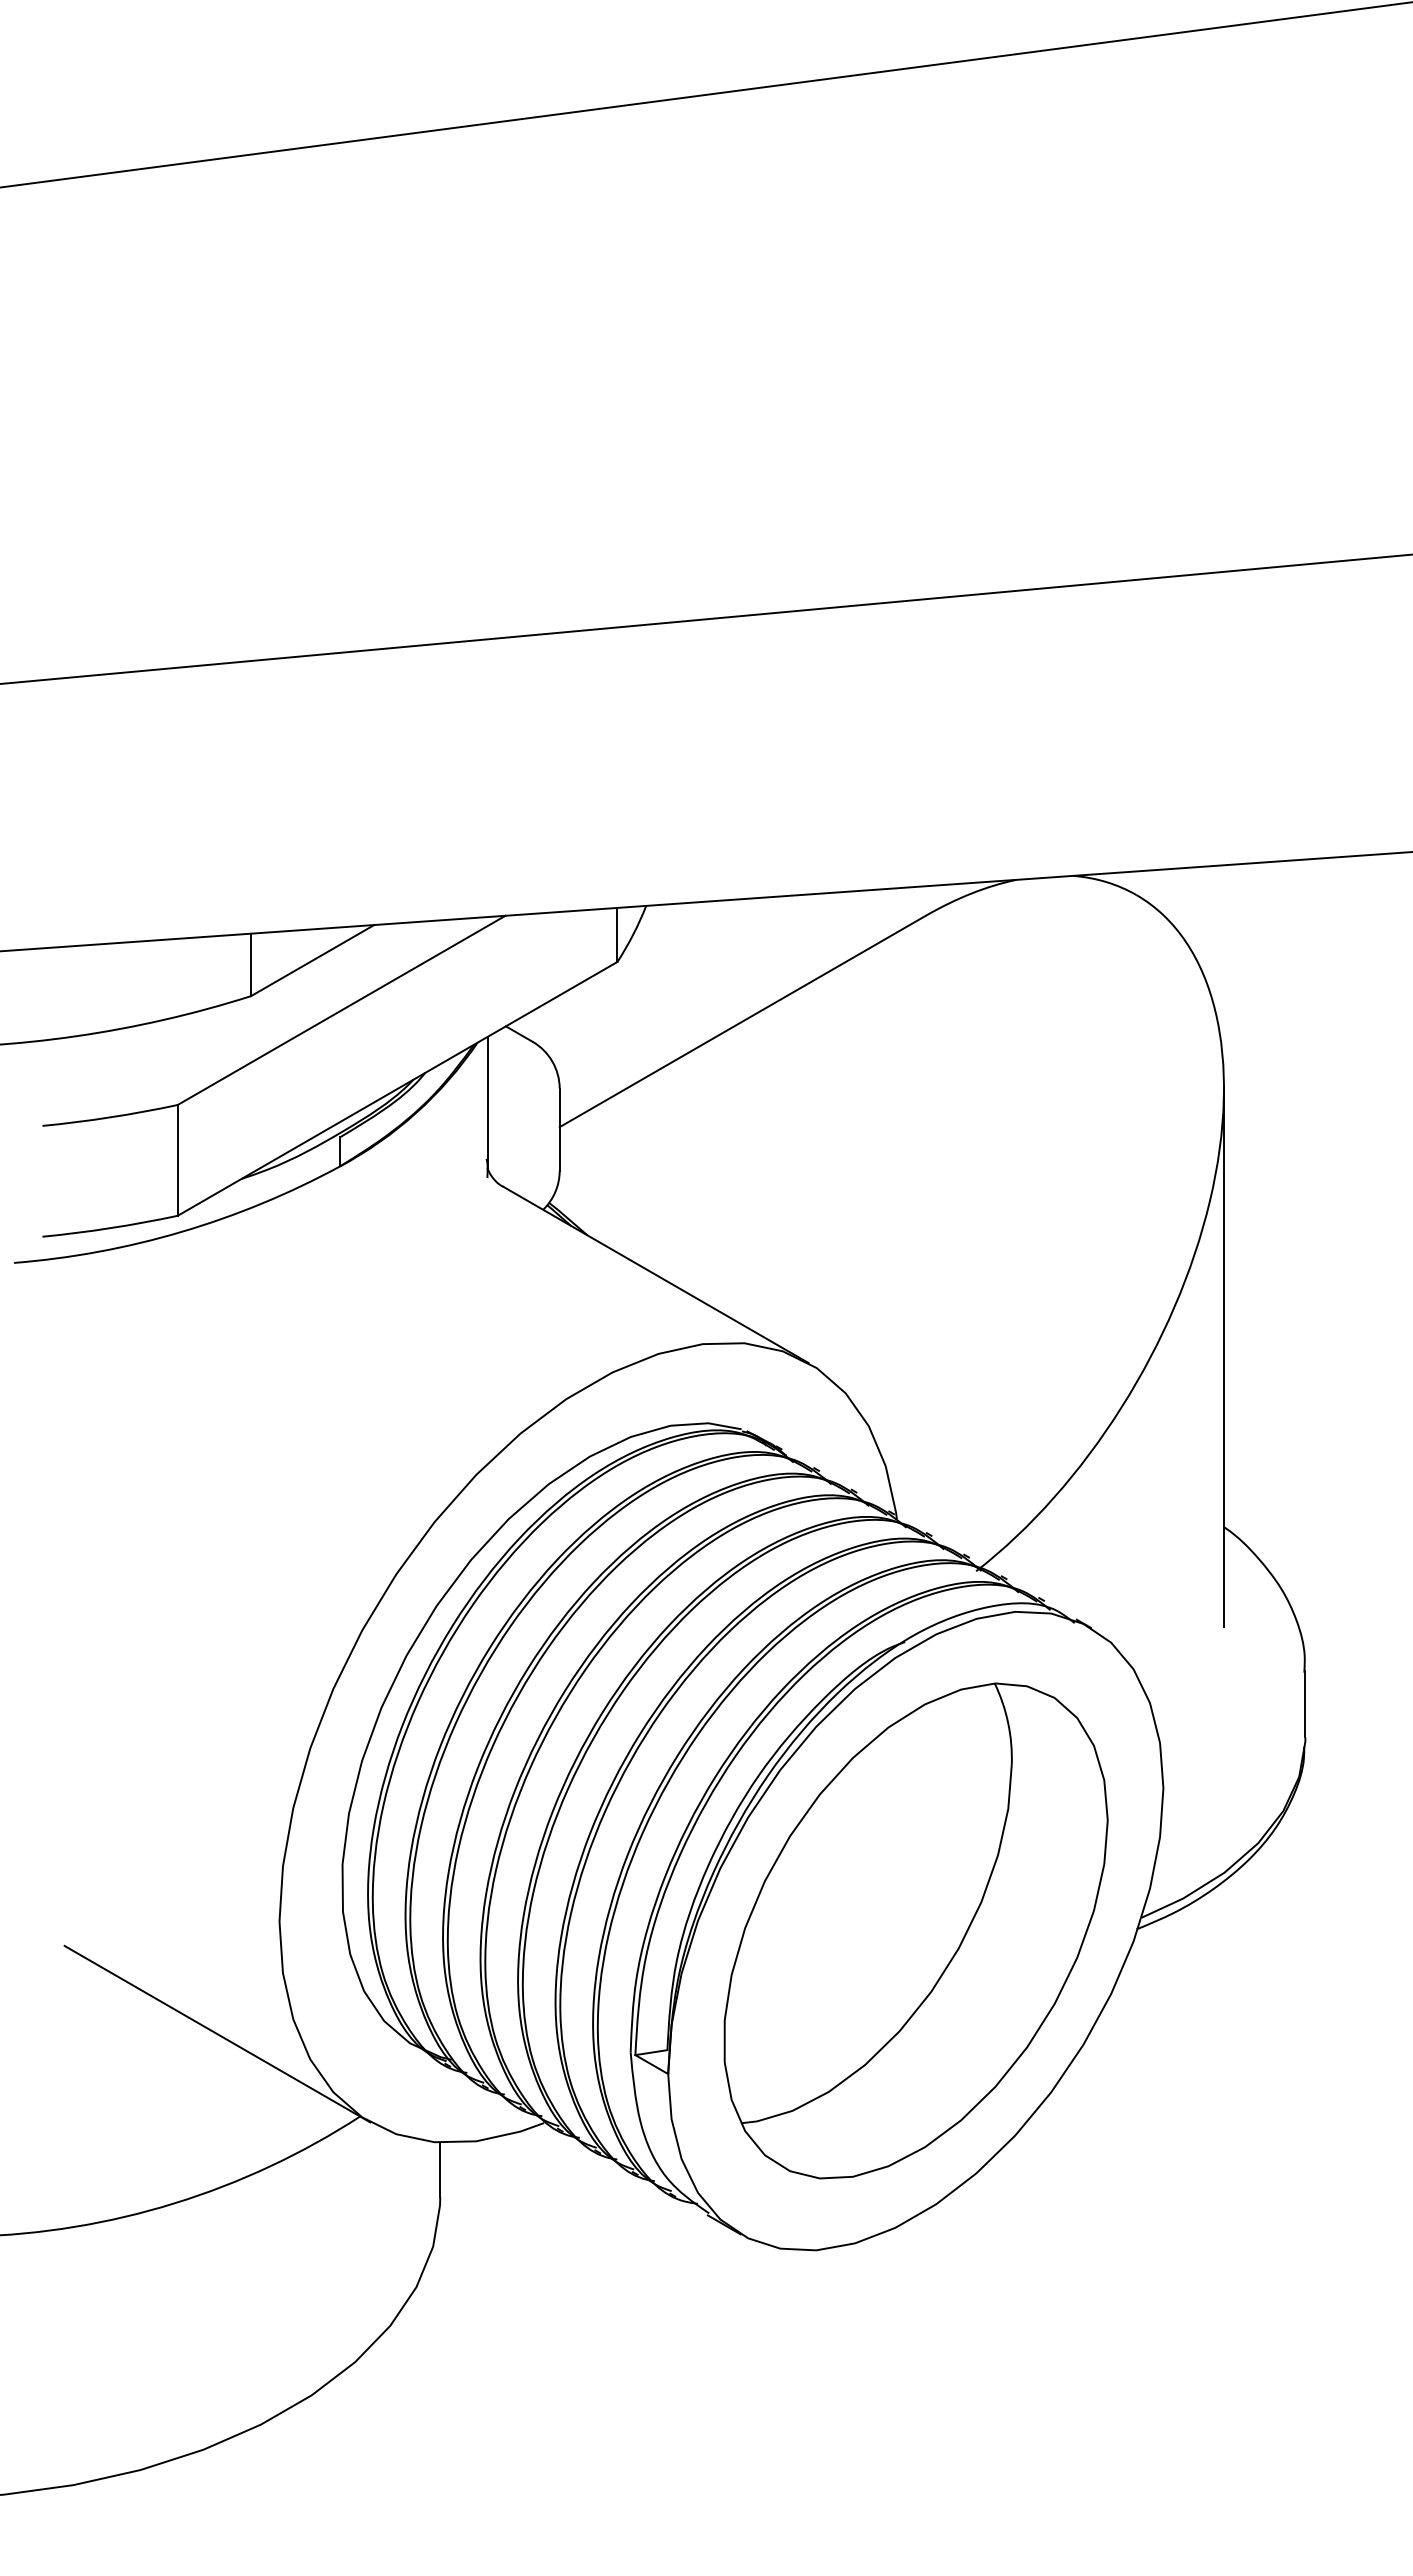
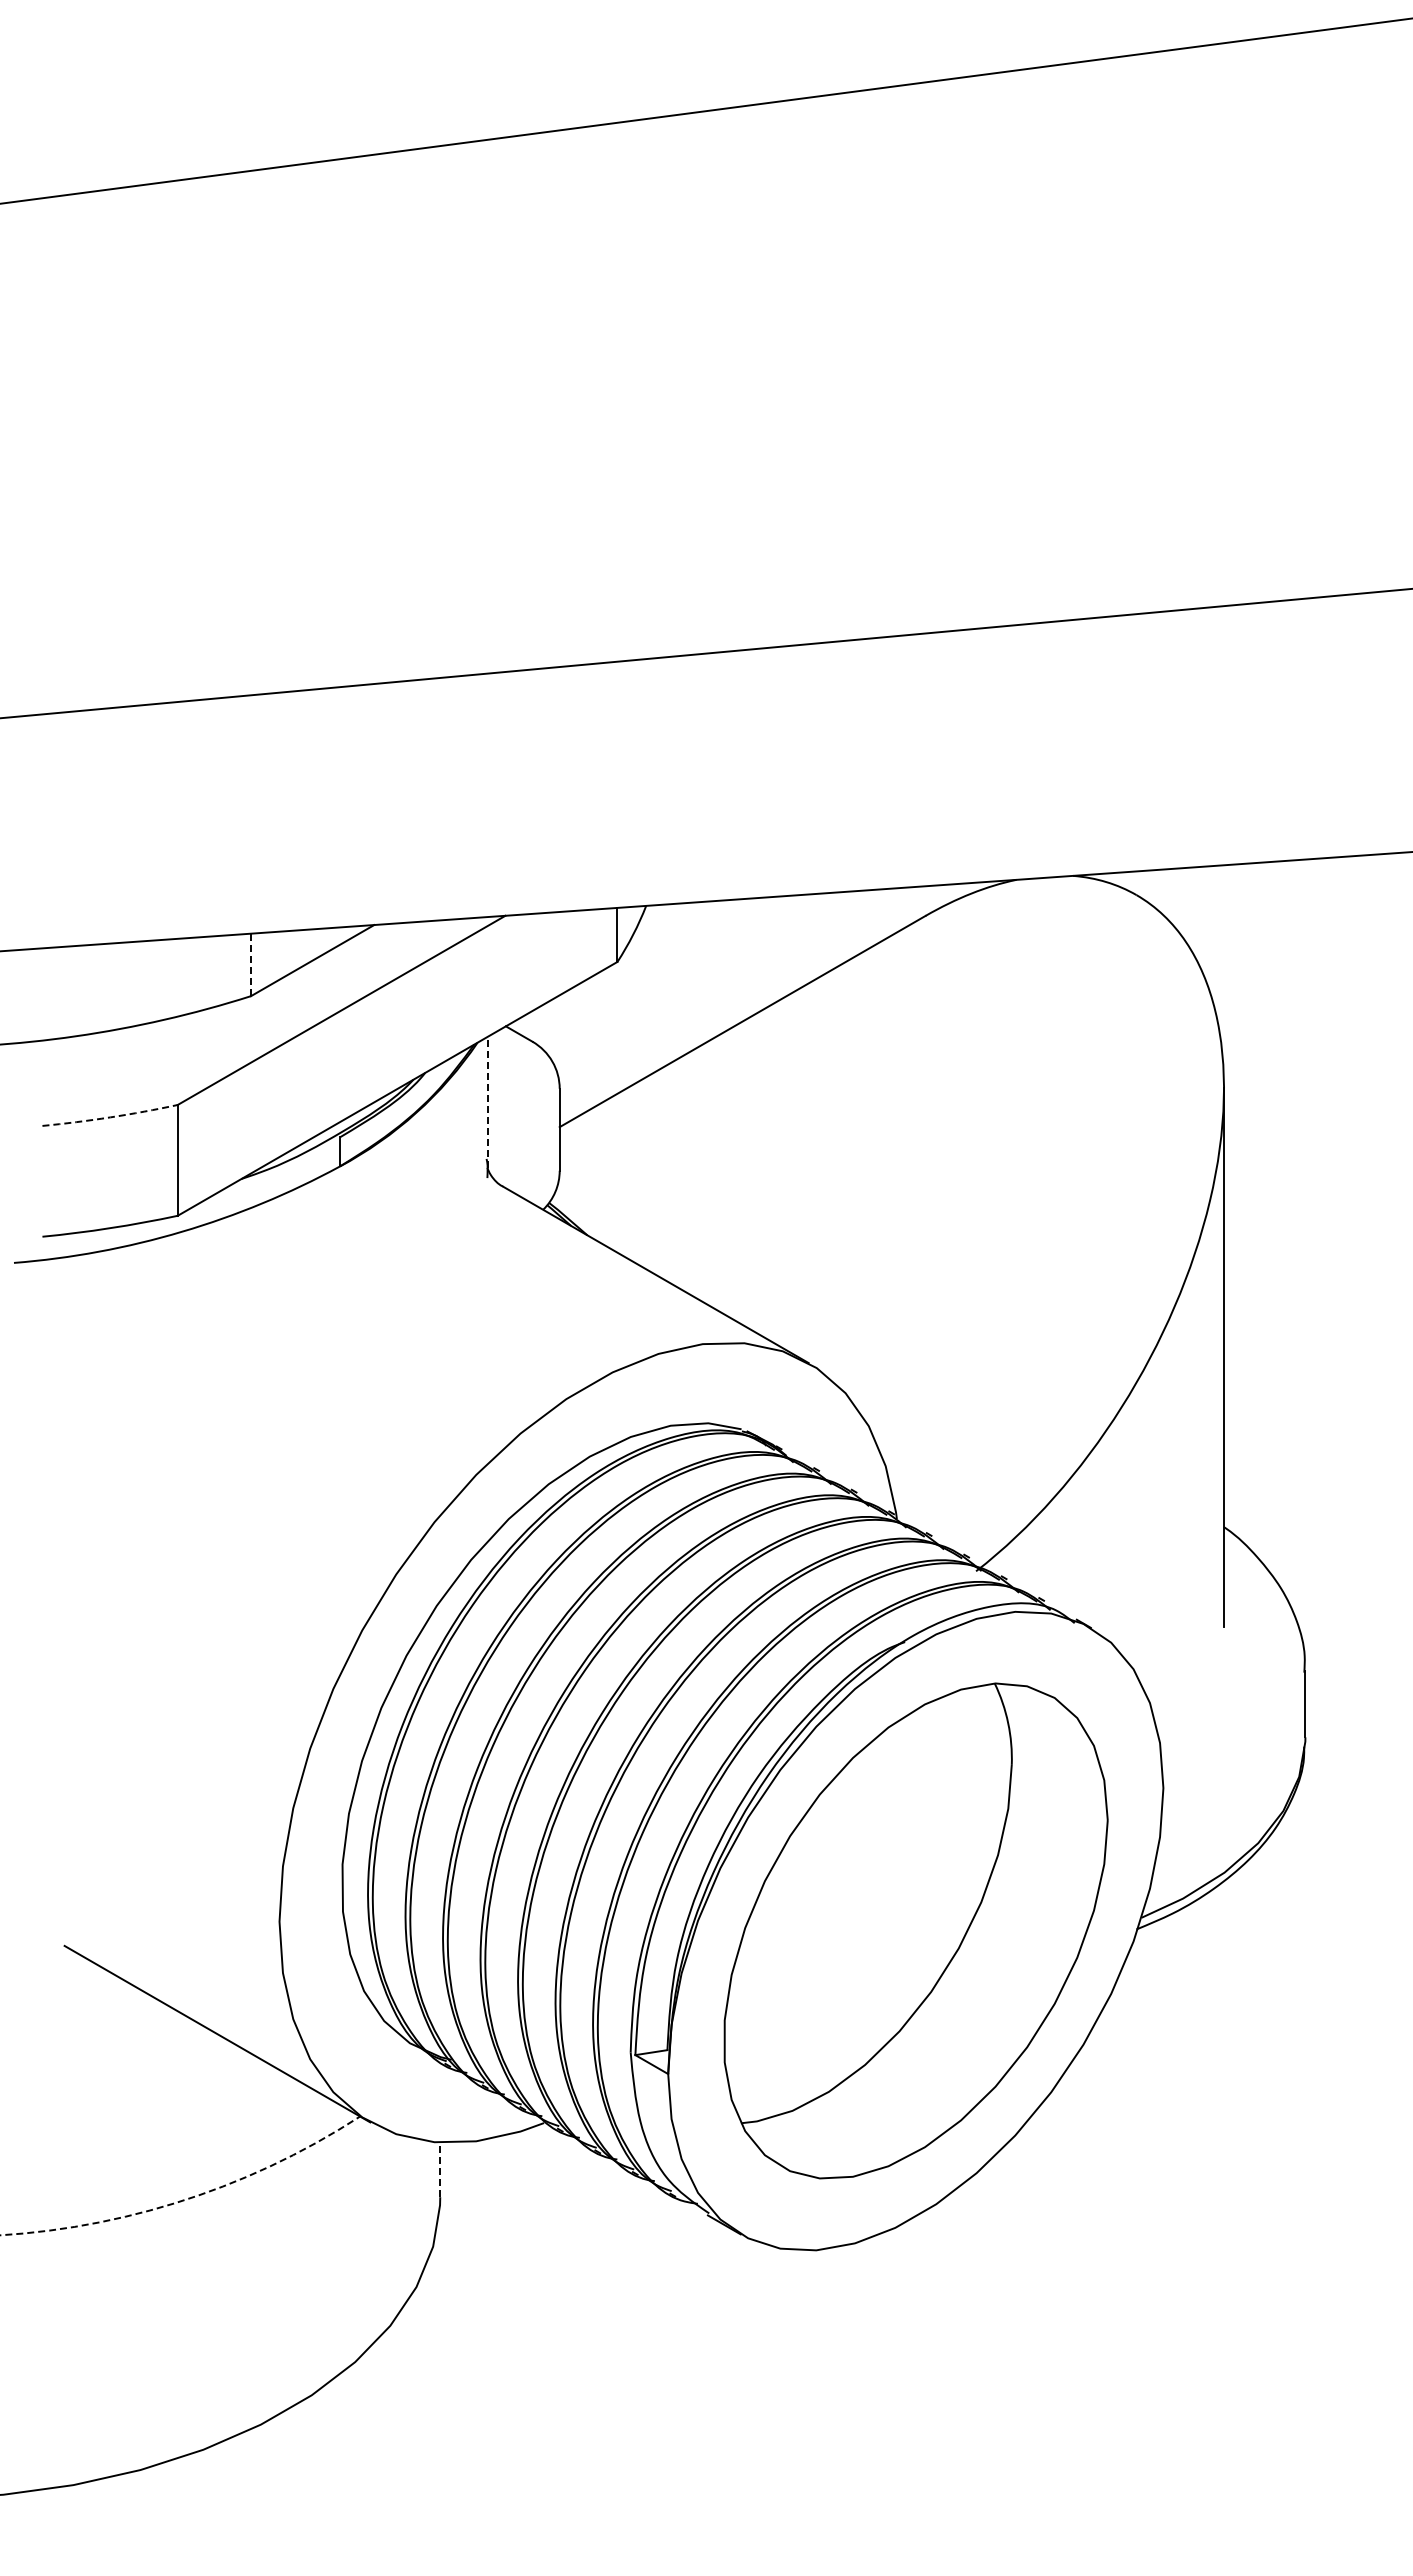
line position: (705, 94) -> (705, 110) (705, 110)
line position: (705, 618) -> (705, 653) (705, 653)
line: solid -> dashed (251, 965)
line: solid -> dashed (487, 1102)
arc: solid -> dashed (110, 1117)
line: solid -> dashed (440, 2169)
arc: solid -> dashed (187, 2199)
